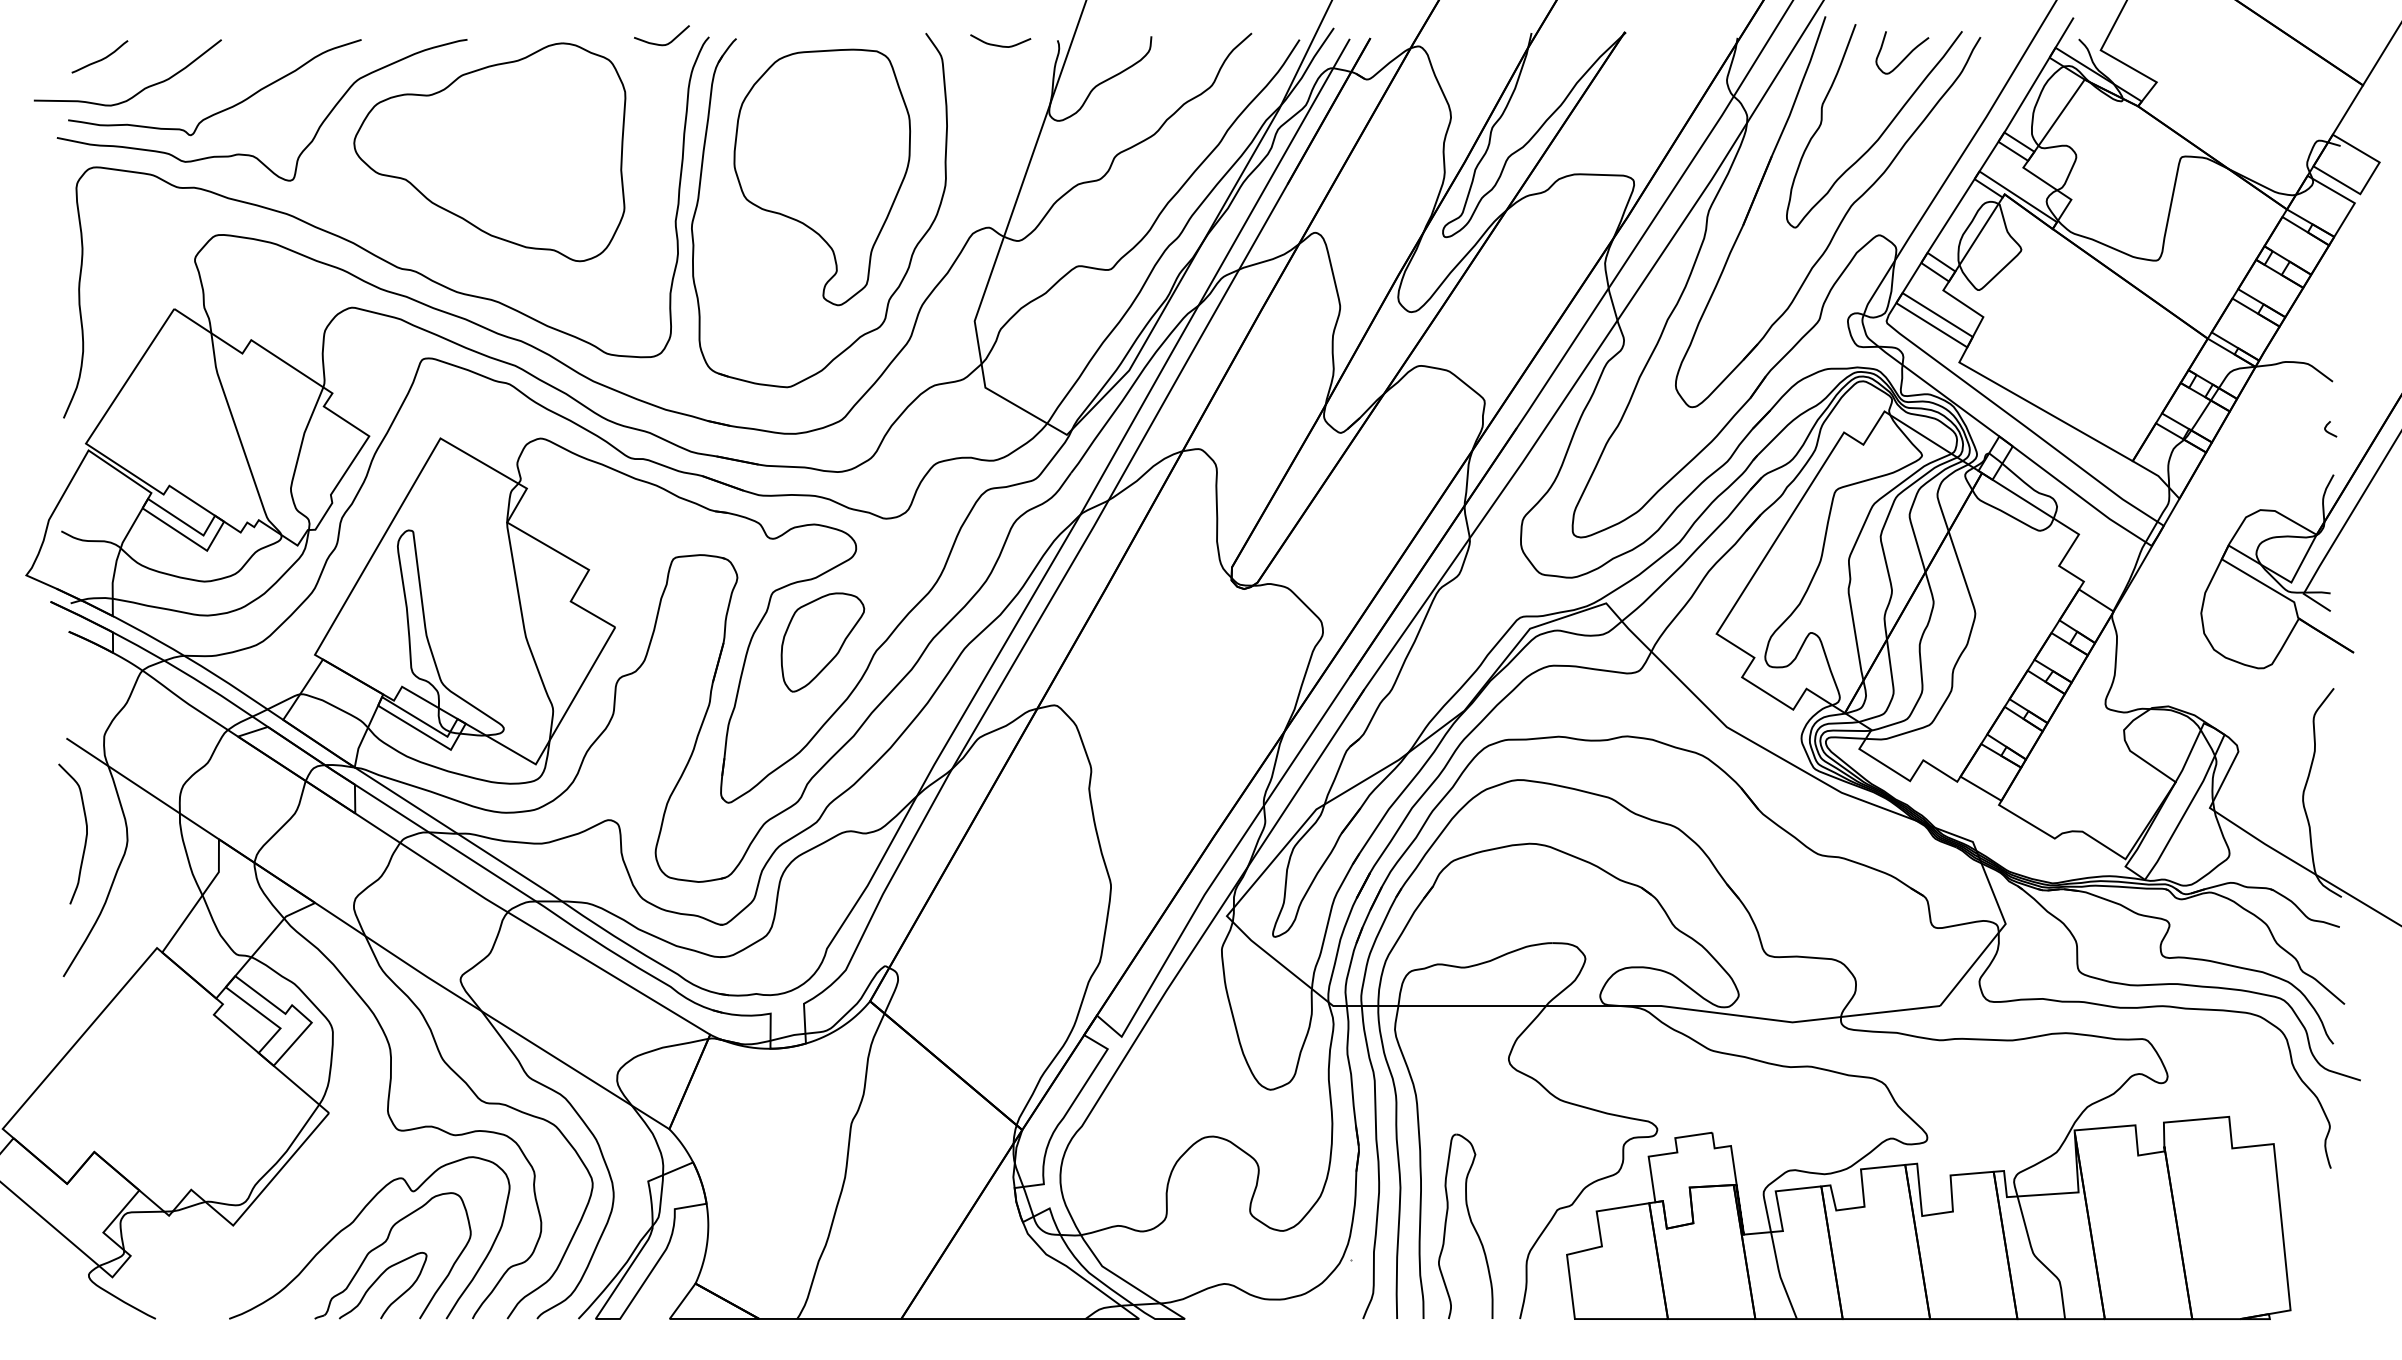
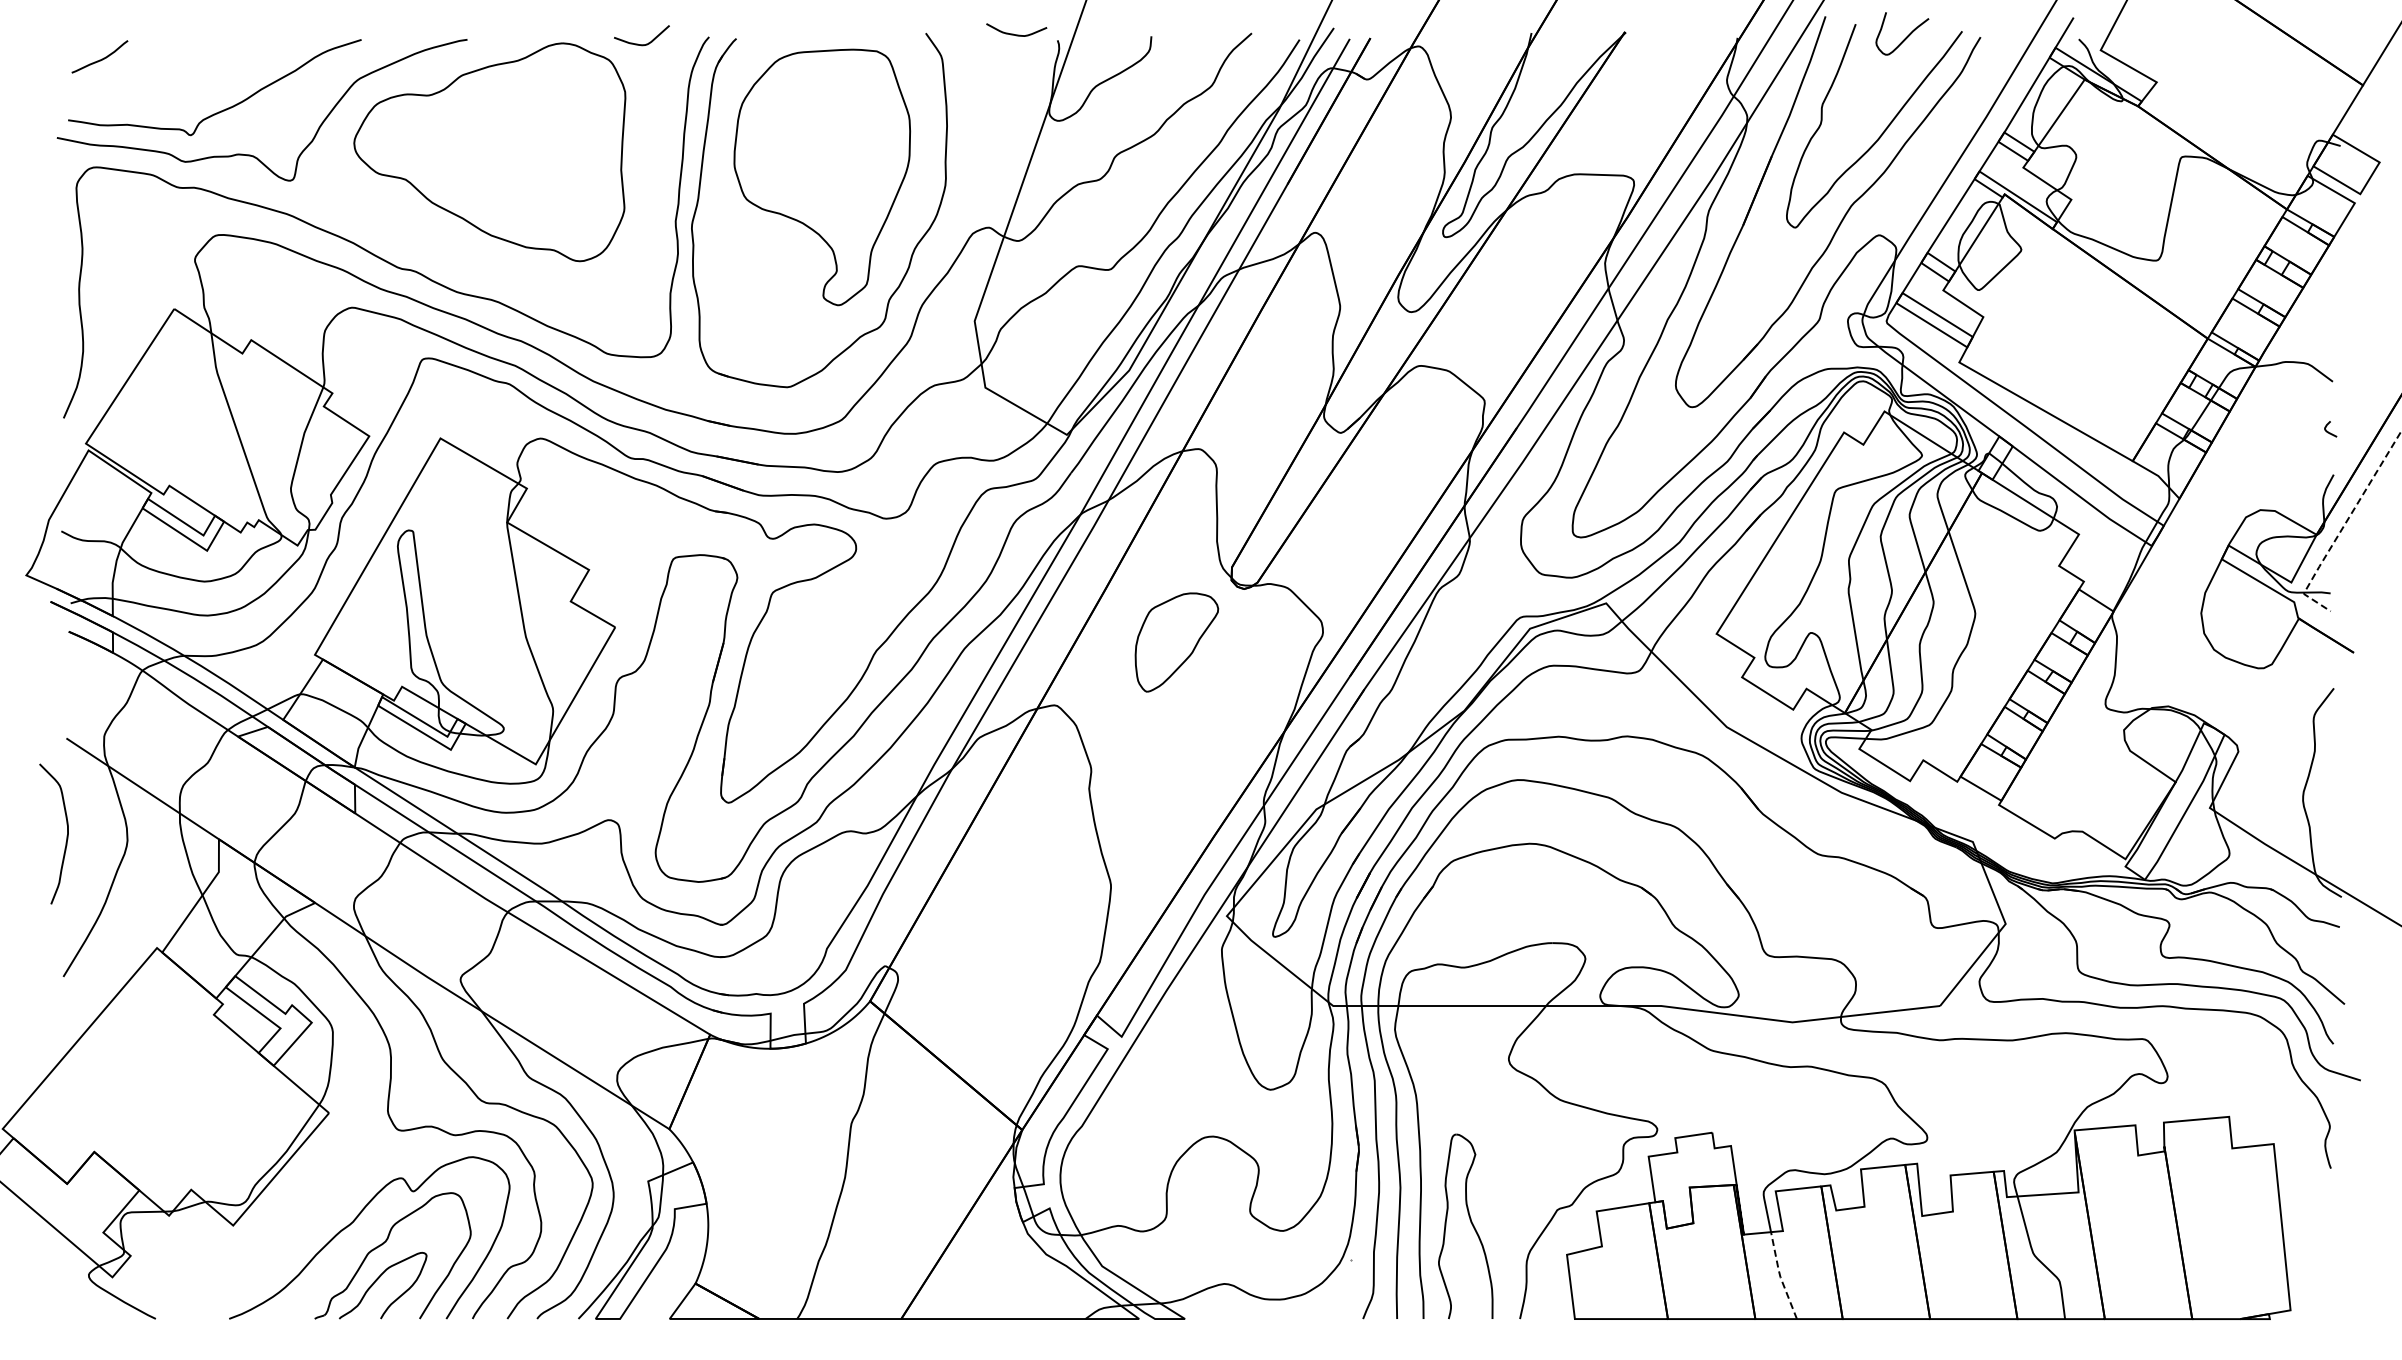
curve position: (657, 43) -> (637, 43) (637, 43)
curve position: (997, 44) -> (1013, 33) (1013, 33)
curve position: (1906, 55) -> (1906, 36) (1906, 36)
curve: present -> none (141, 89)
line: solid -> dashed (2343, 527)
part position: (822, 642) -> (1176, 642) (1176, 642)
curve position: (85, 835) -> (66, 835) (66, 835)
line: solid -> dashed (1780, 1276)
